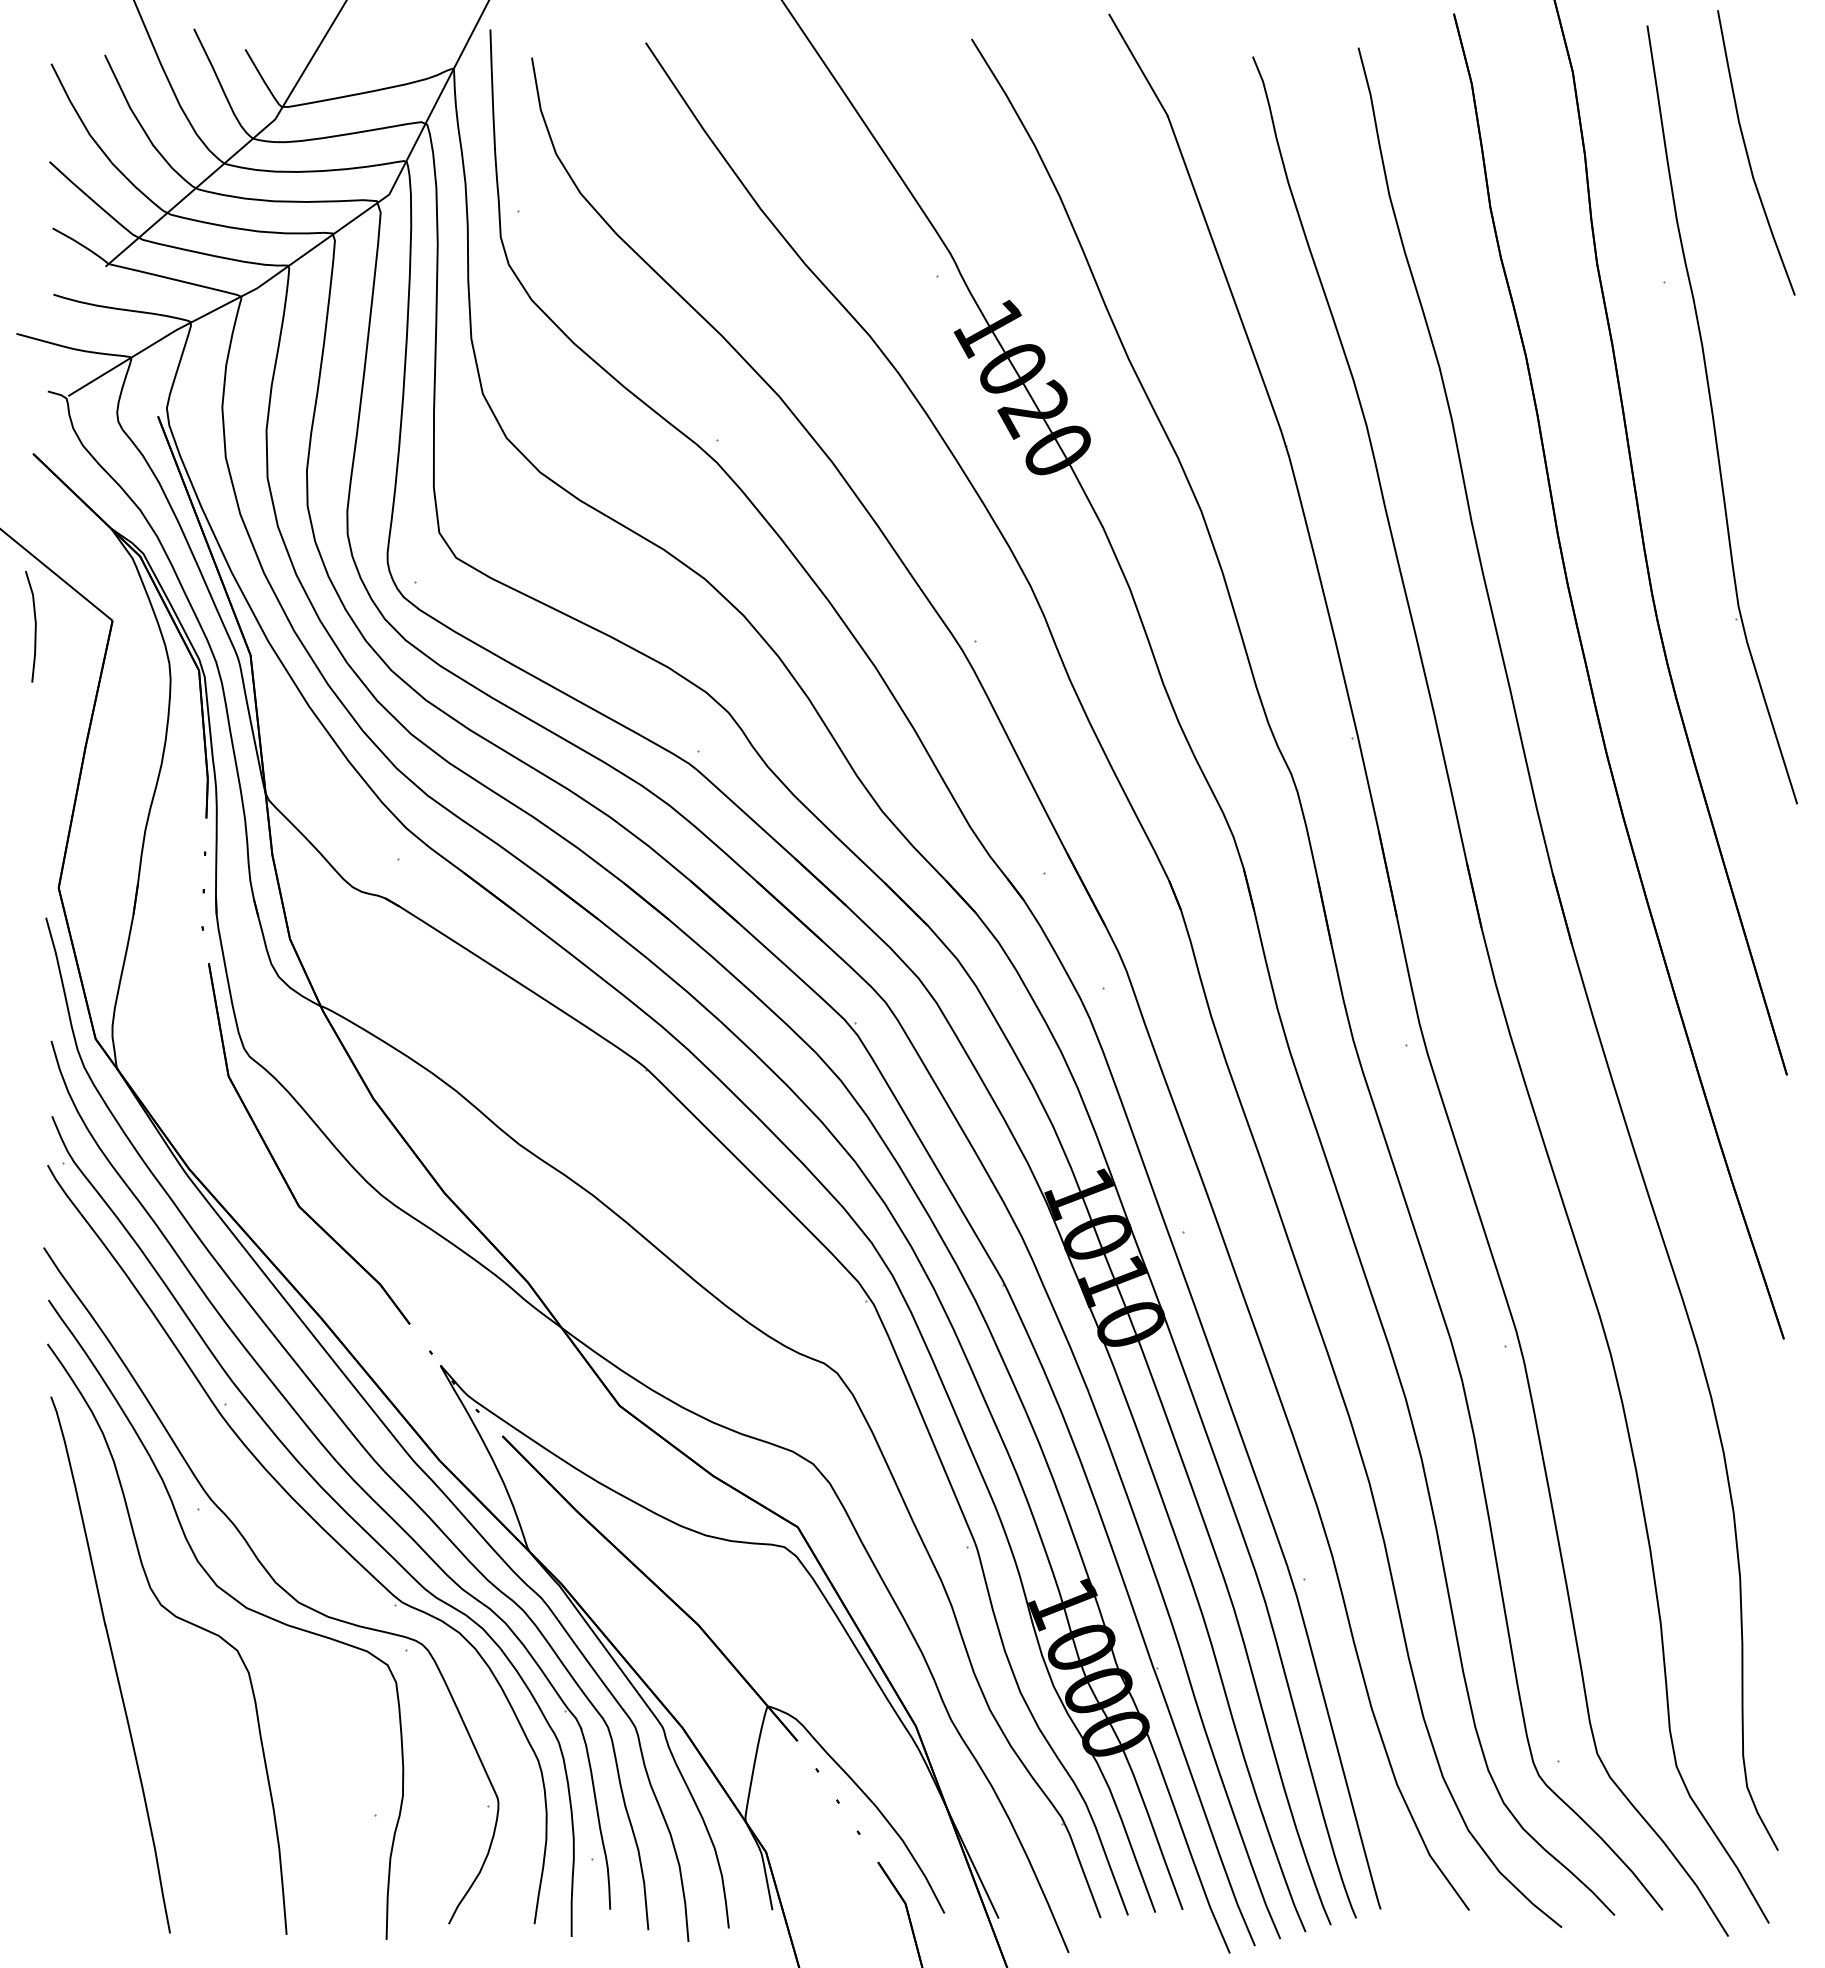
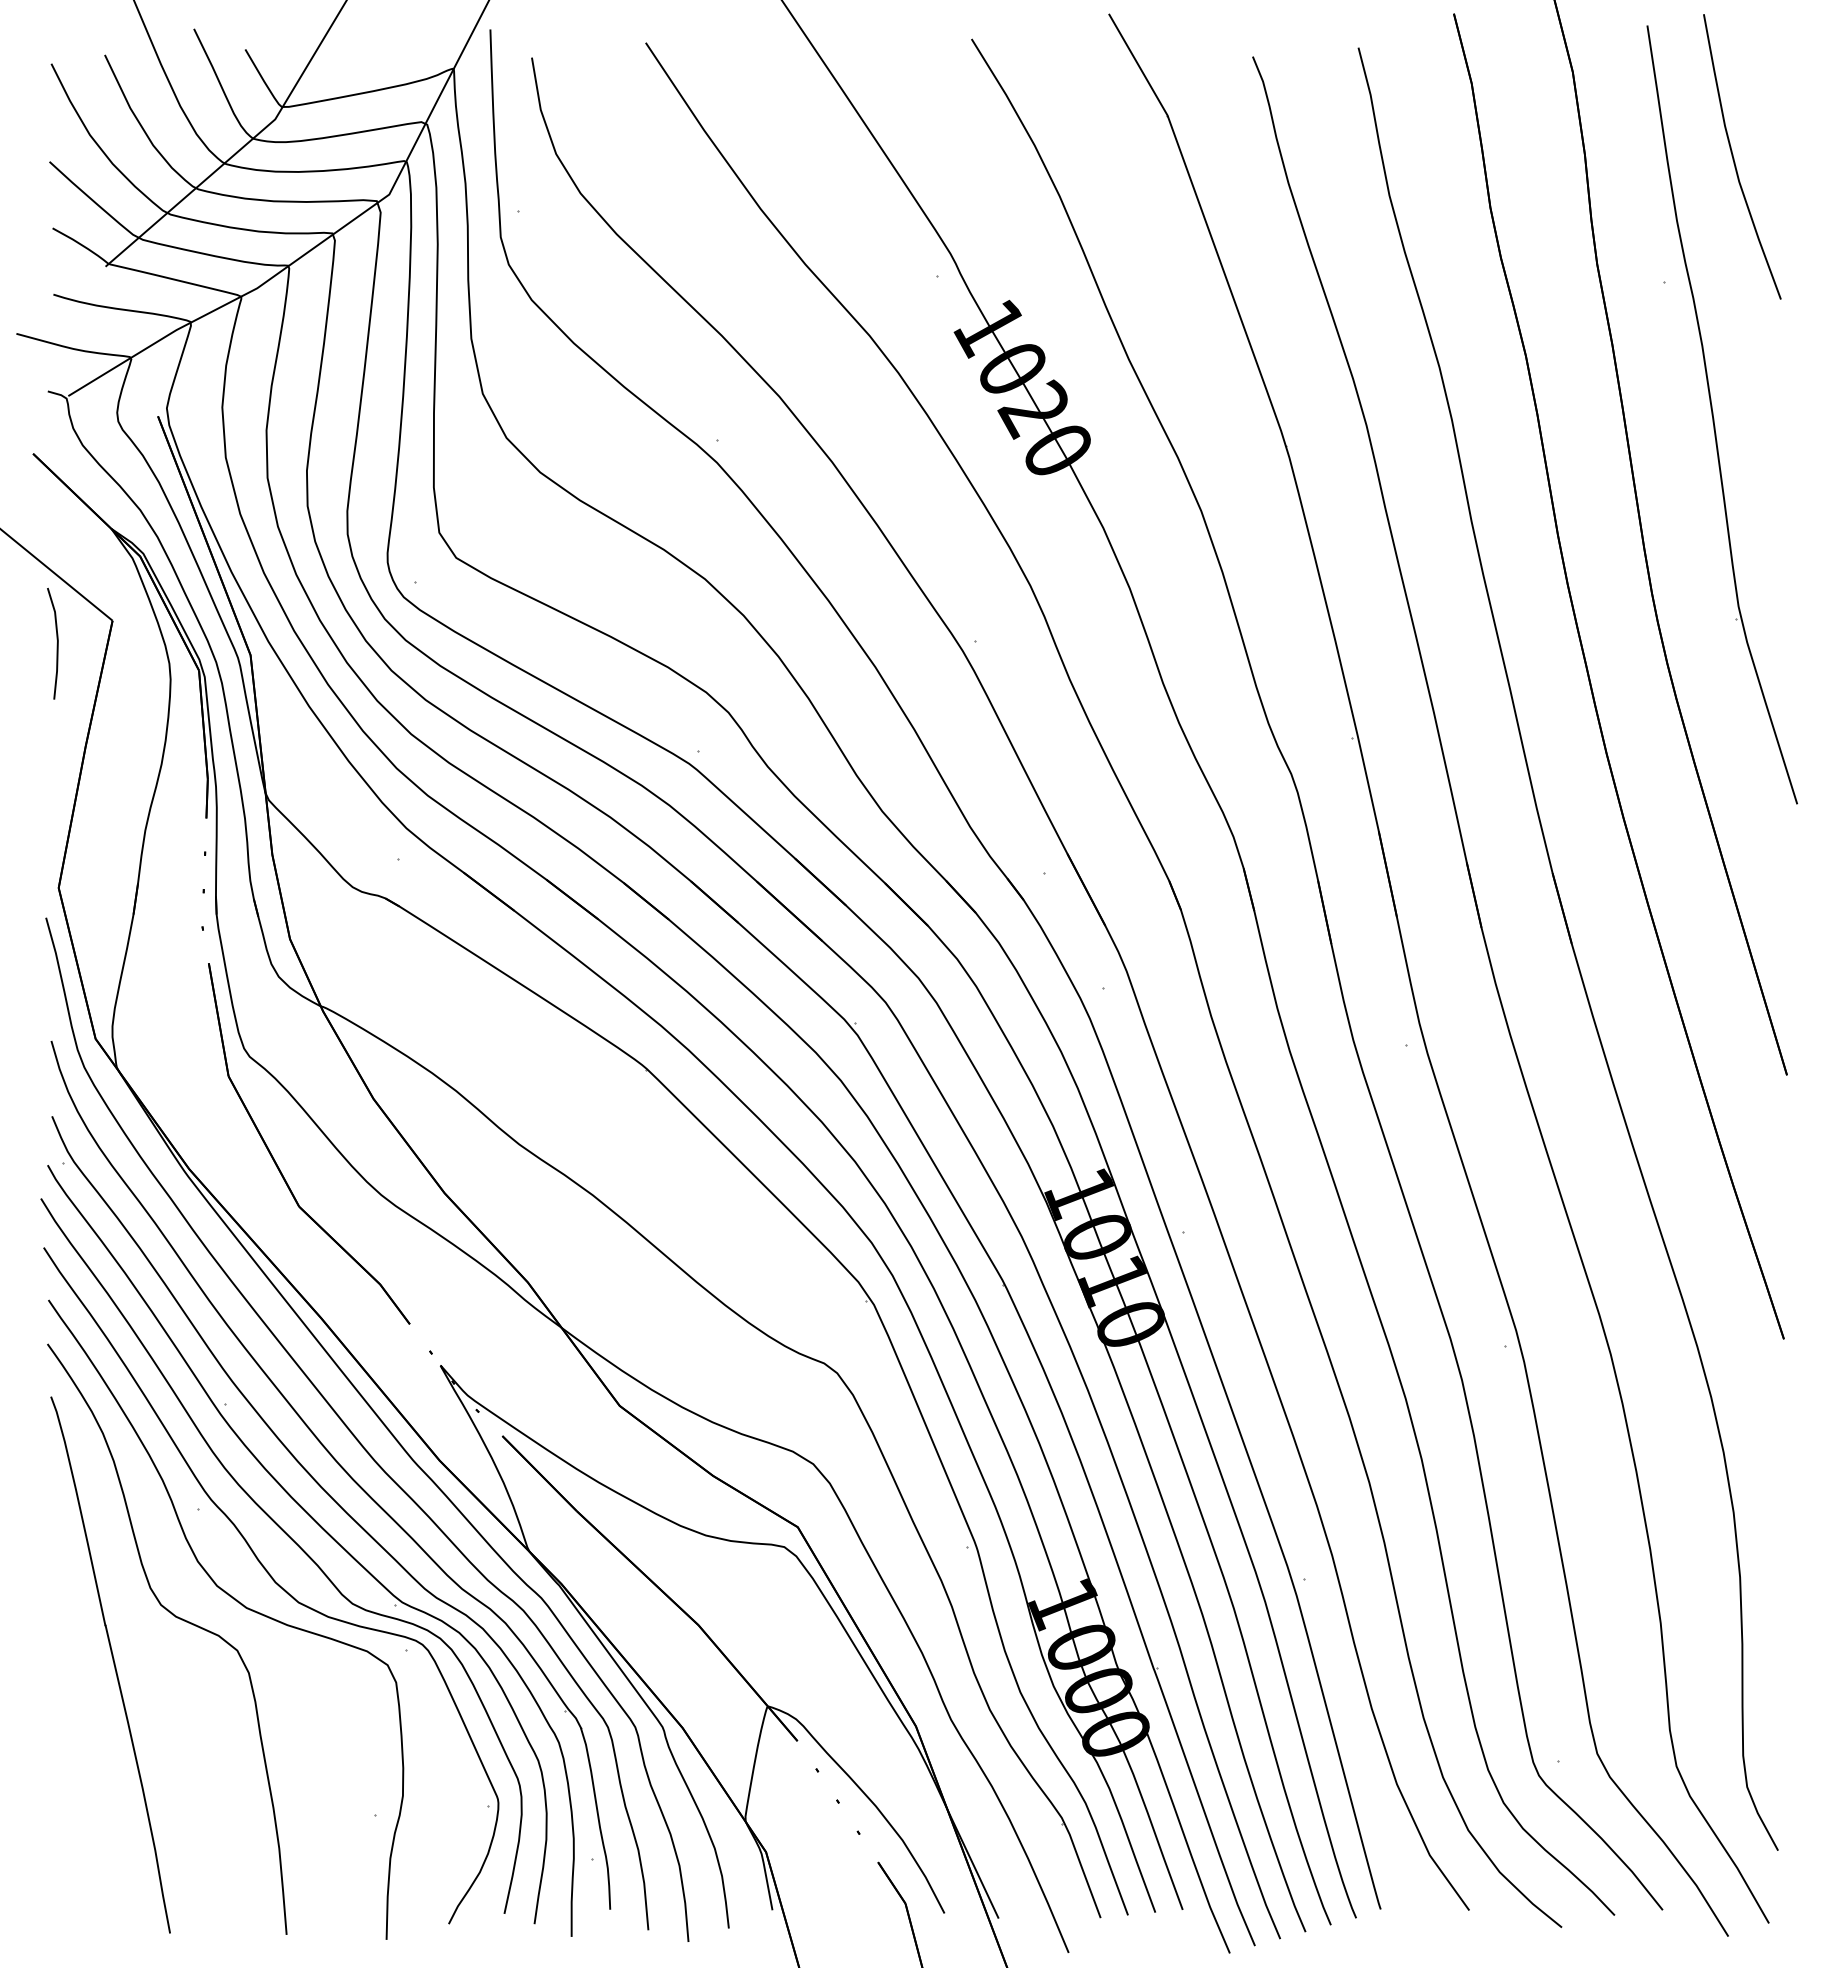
curve position: (1748, 154) -> (1734, 158) (1734, 158)
line position: (34, 626) -> (56, 643) (56, 643)
curve: none -> present (293, 1542)
